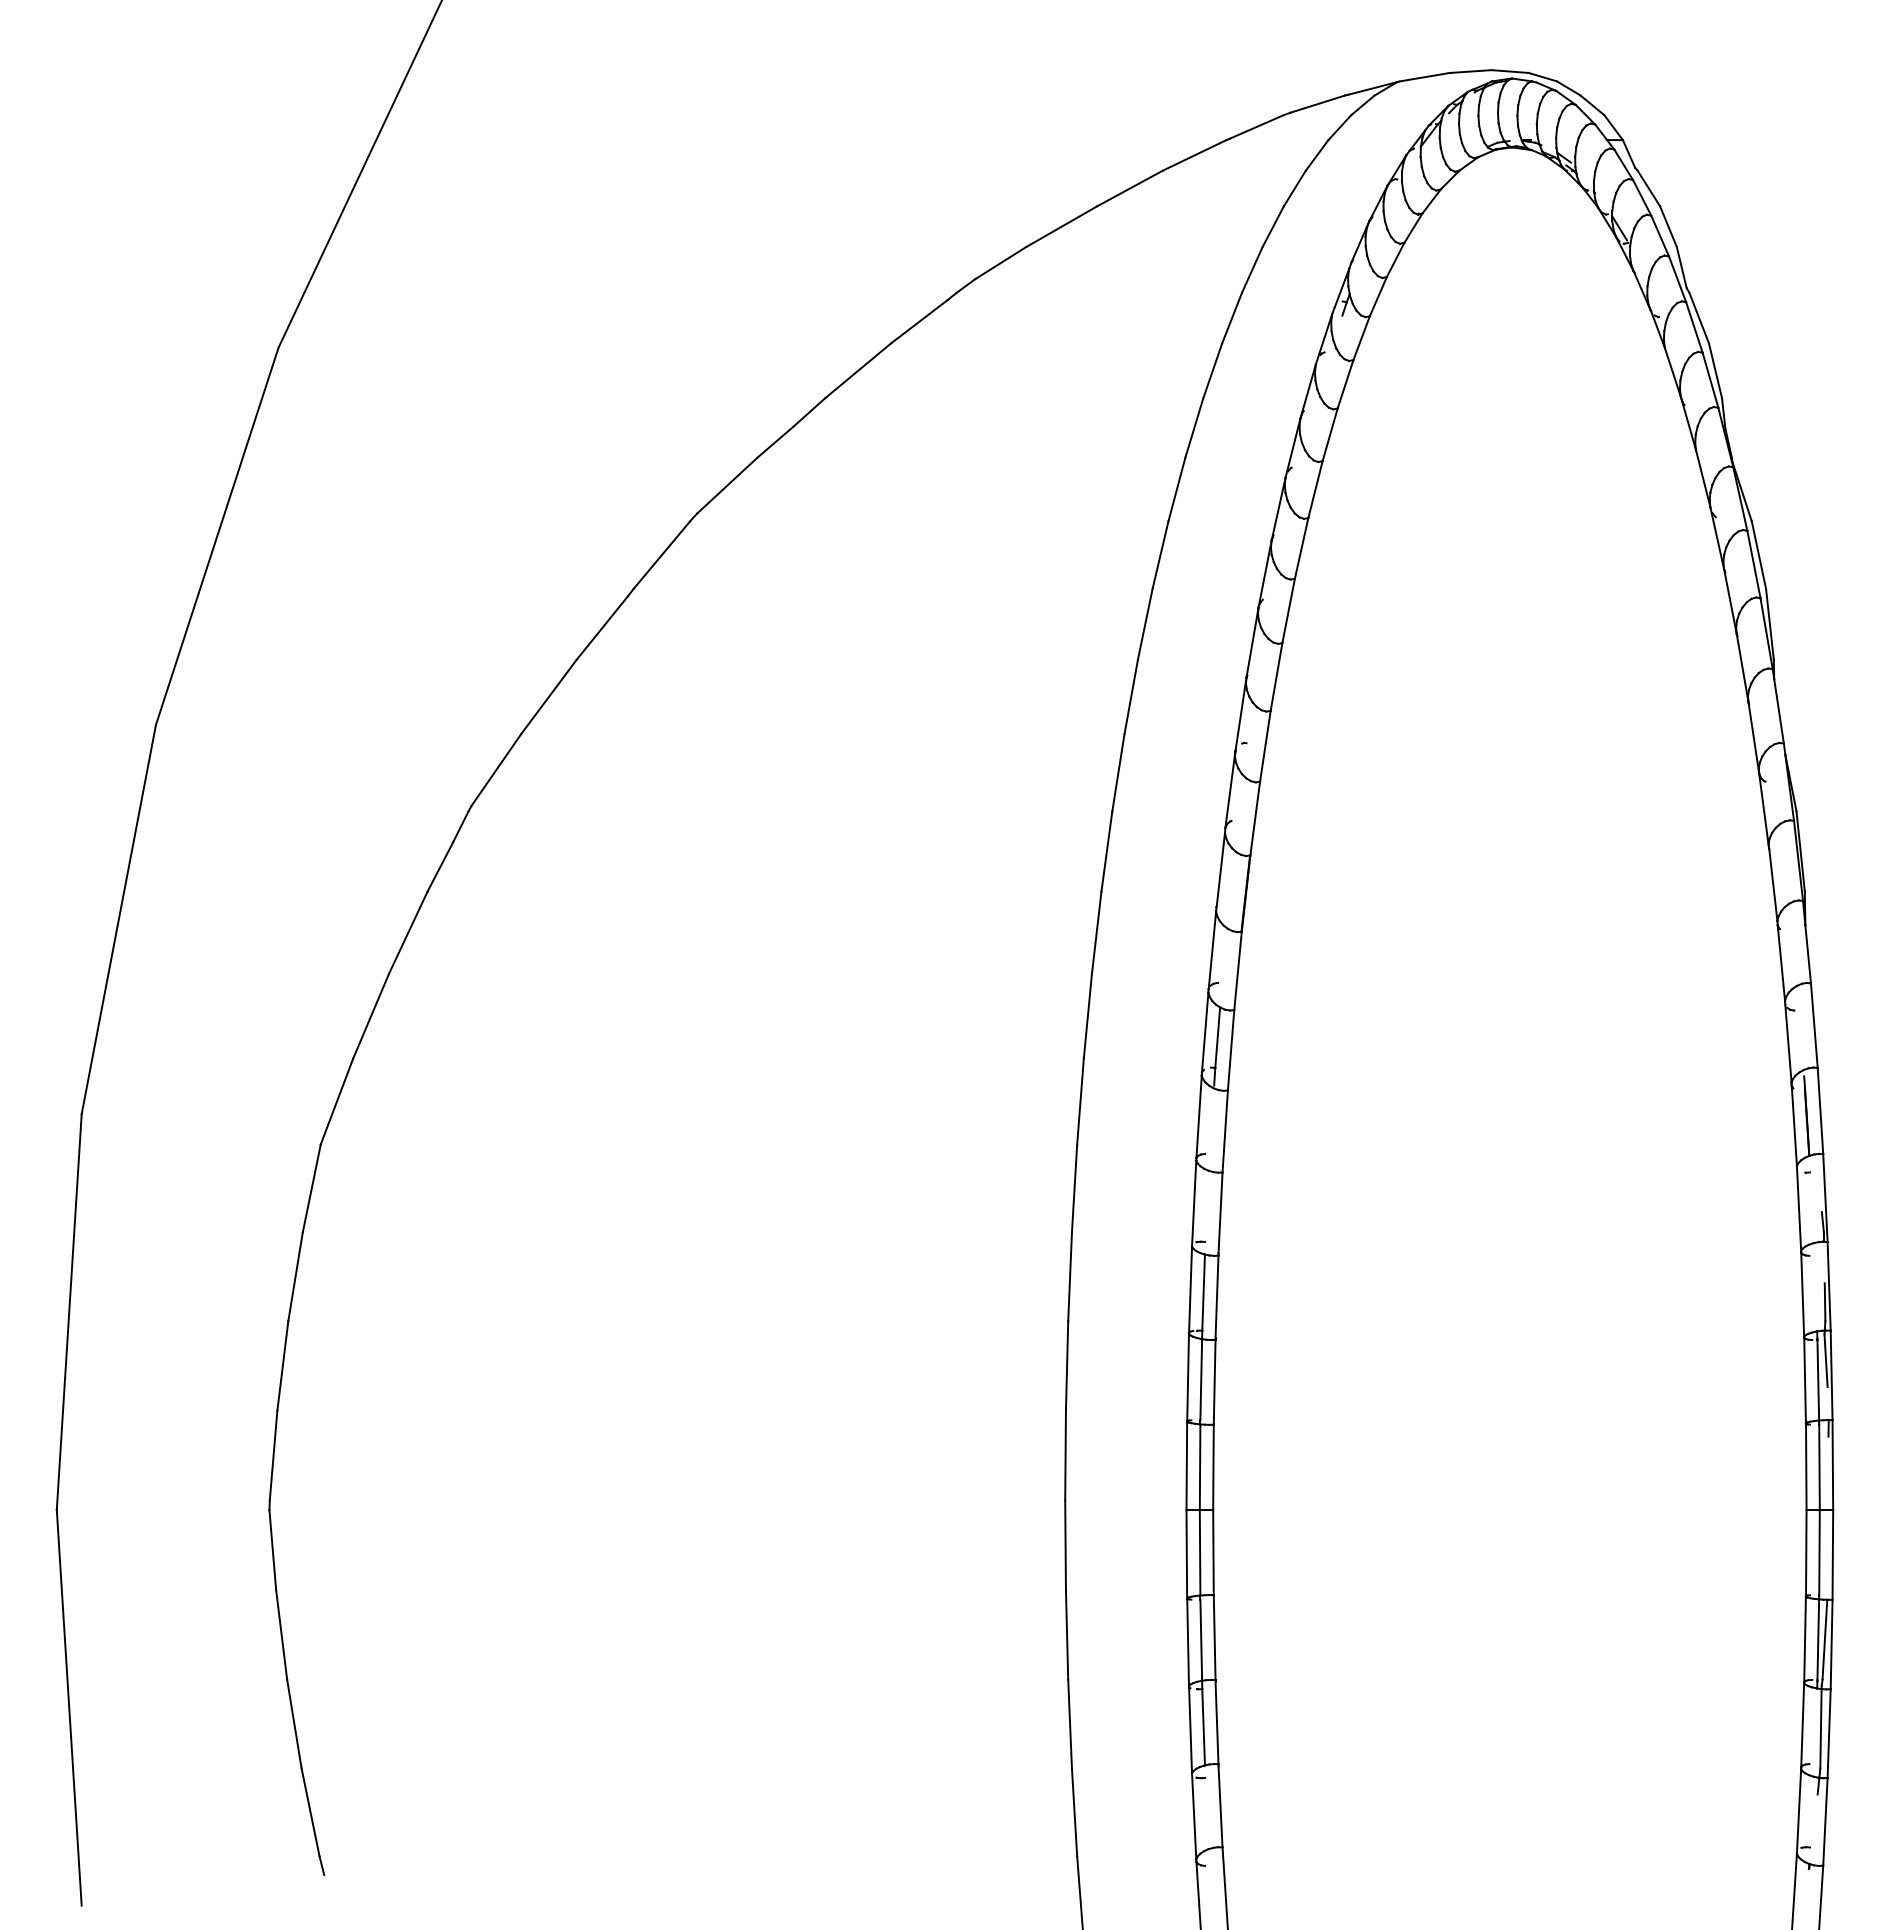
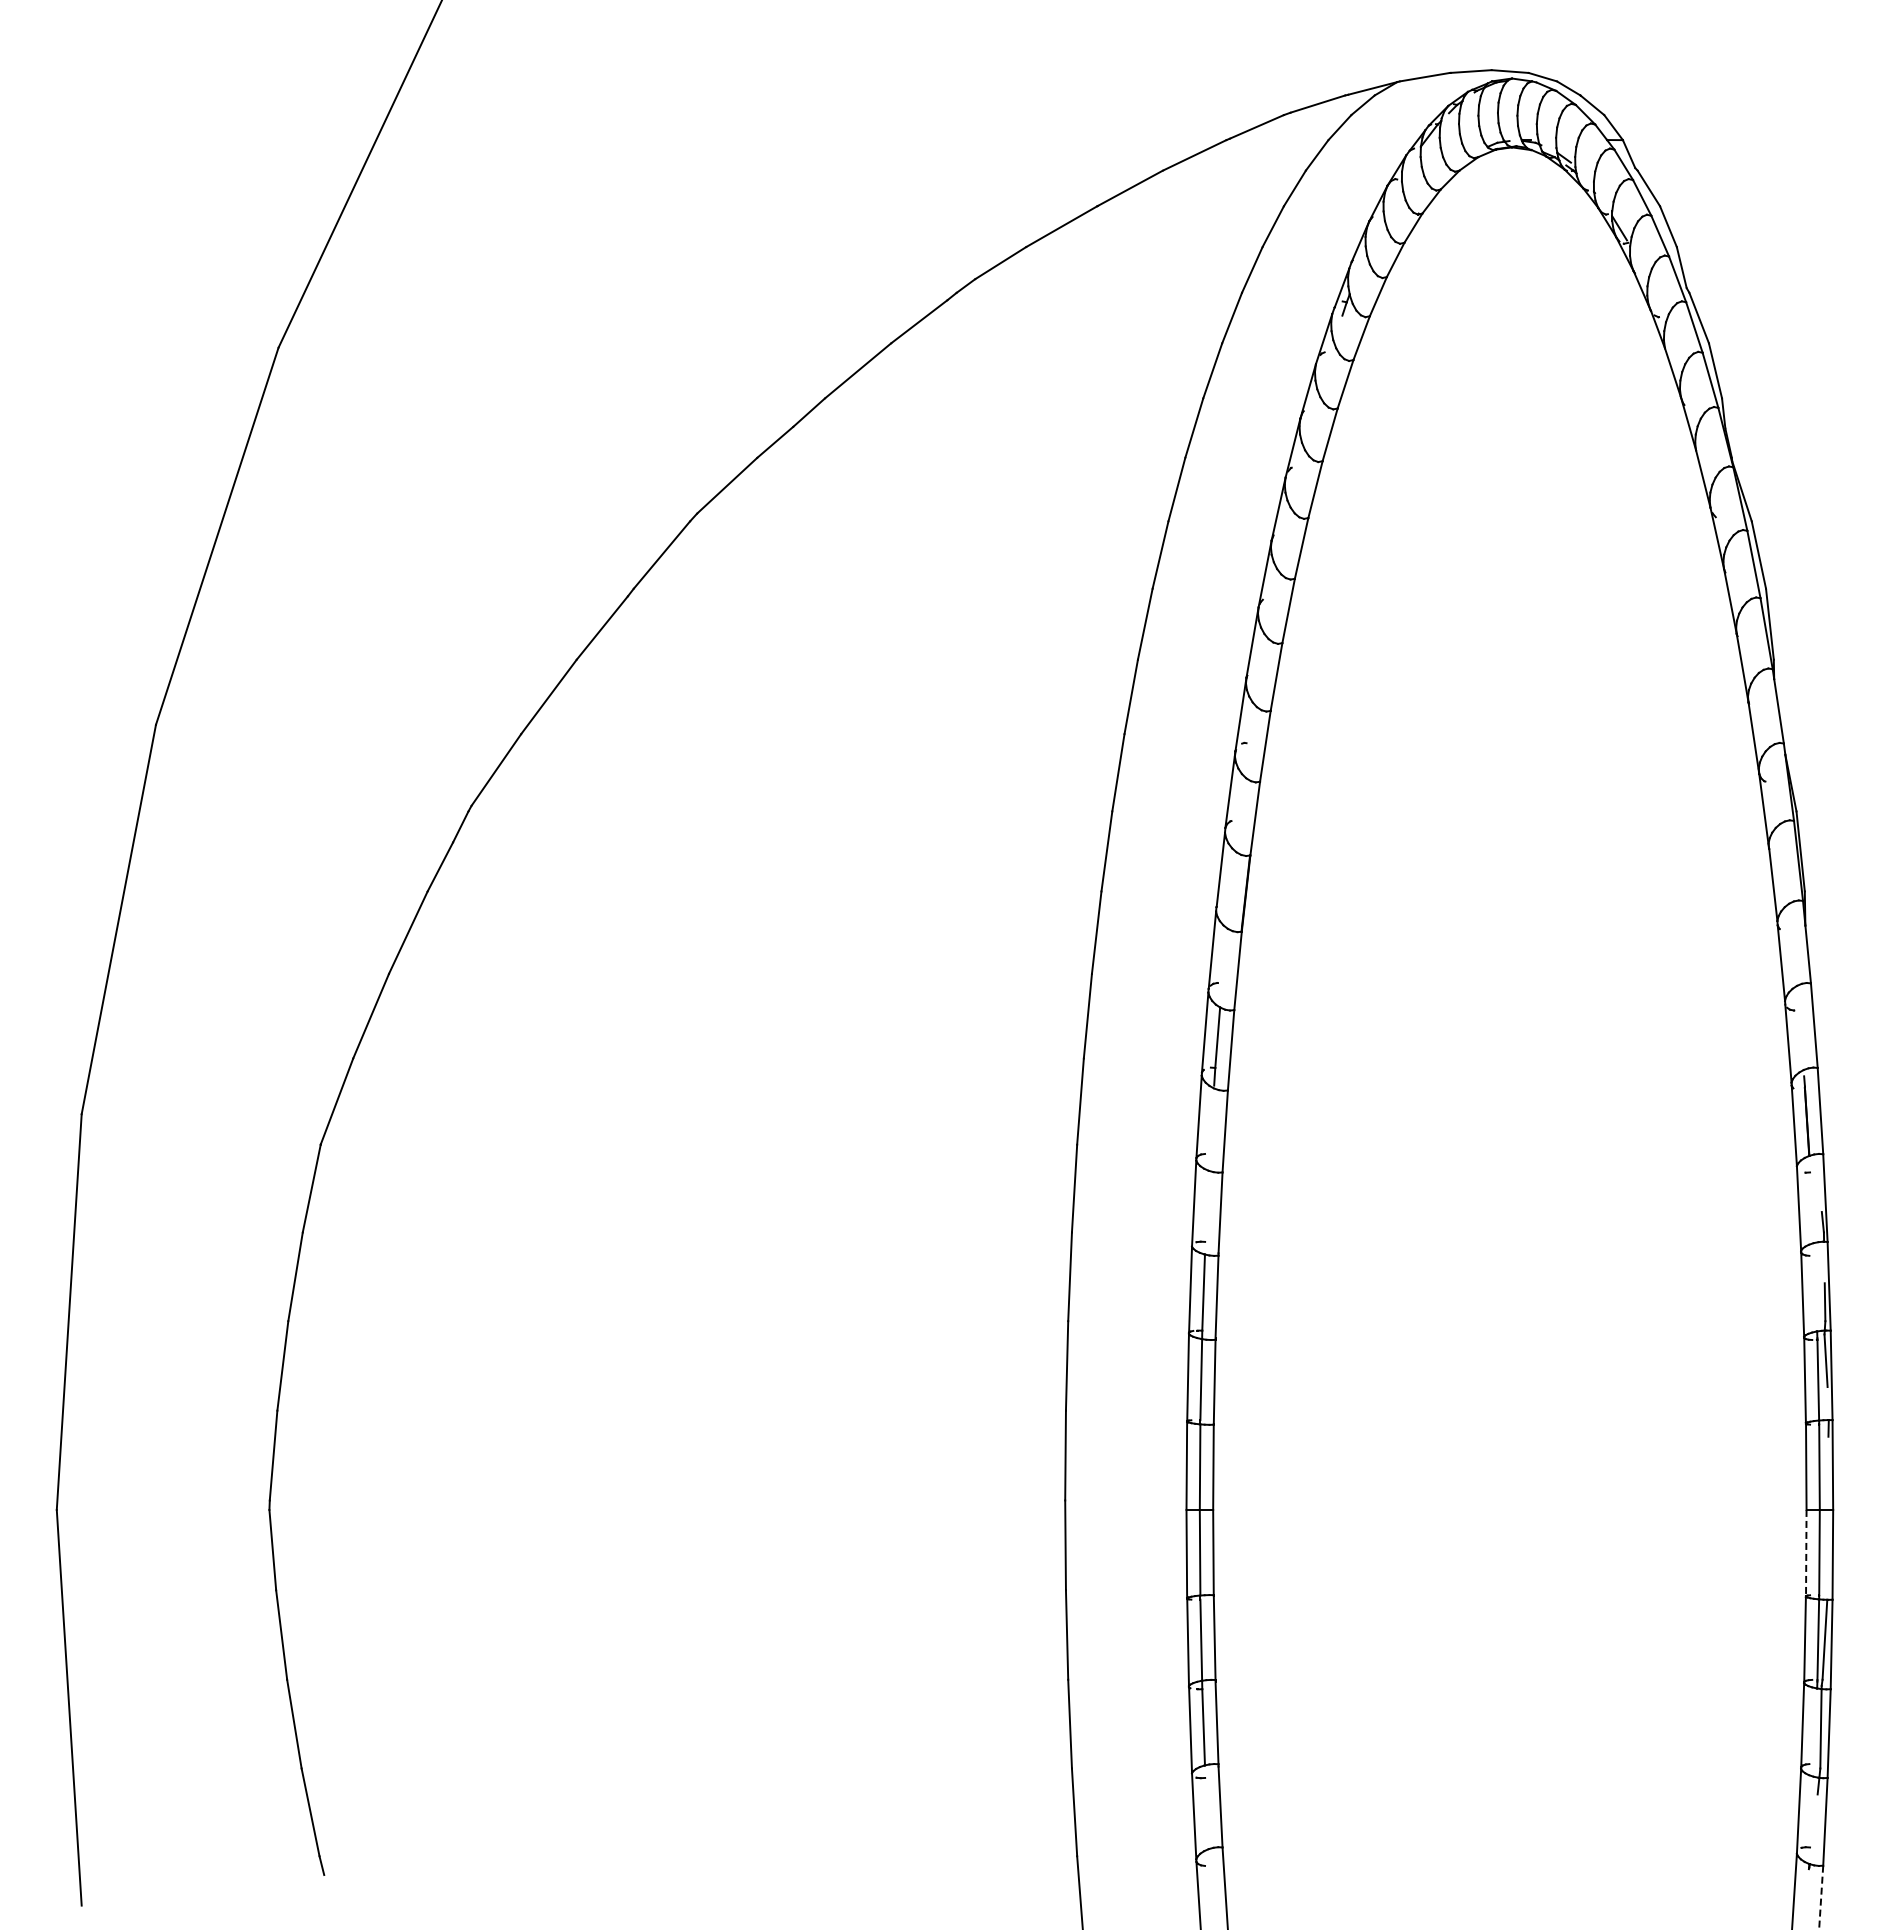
line: solid -> dashed (1806, 1553)
line: solid -> dashed (1821, 1897)
